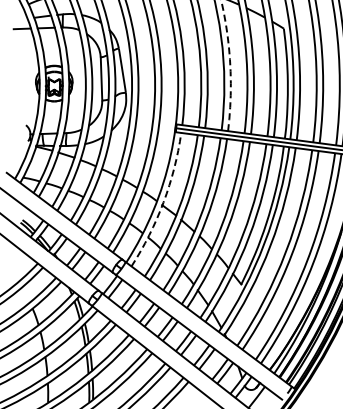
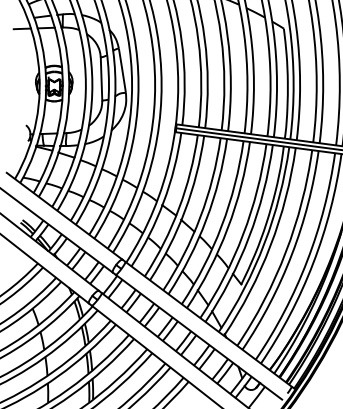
arc: dashed -> solid (230, 65)
arc: dashed -> solid (163, 202)
